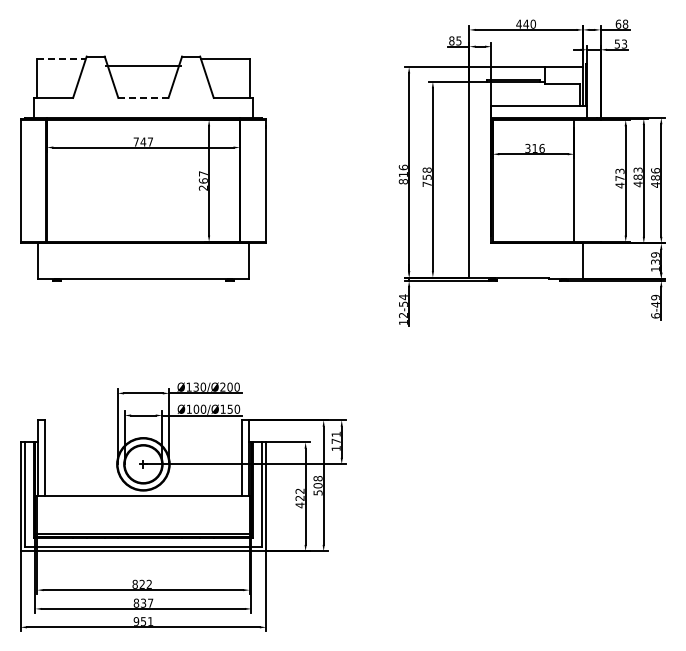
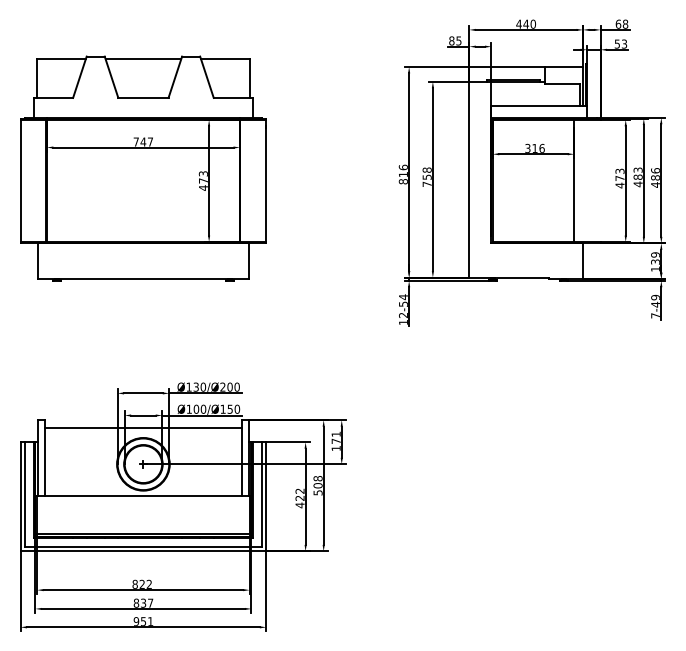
line: dashed -> solid (62, 59)
line position: (143, 66) -> (143, 59) (143, 59)
line: dashed -> solid (143, 97)
text: 267 -> 473 (202, 180)
text: 6-49 -> 7-49 (655, 315)
line: none -> present (142, 427)
